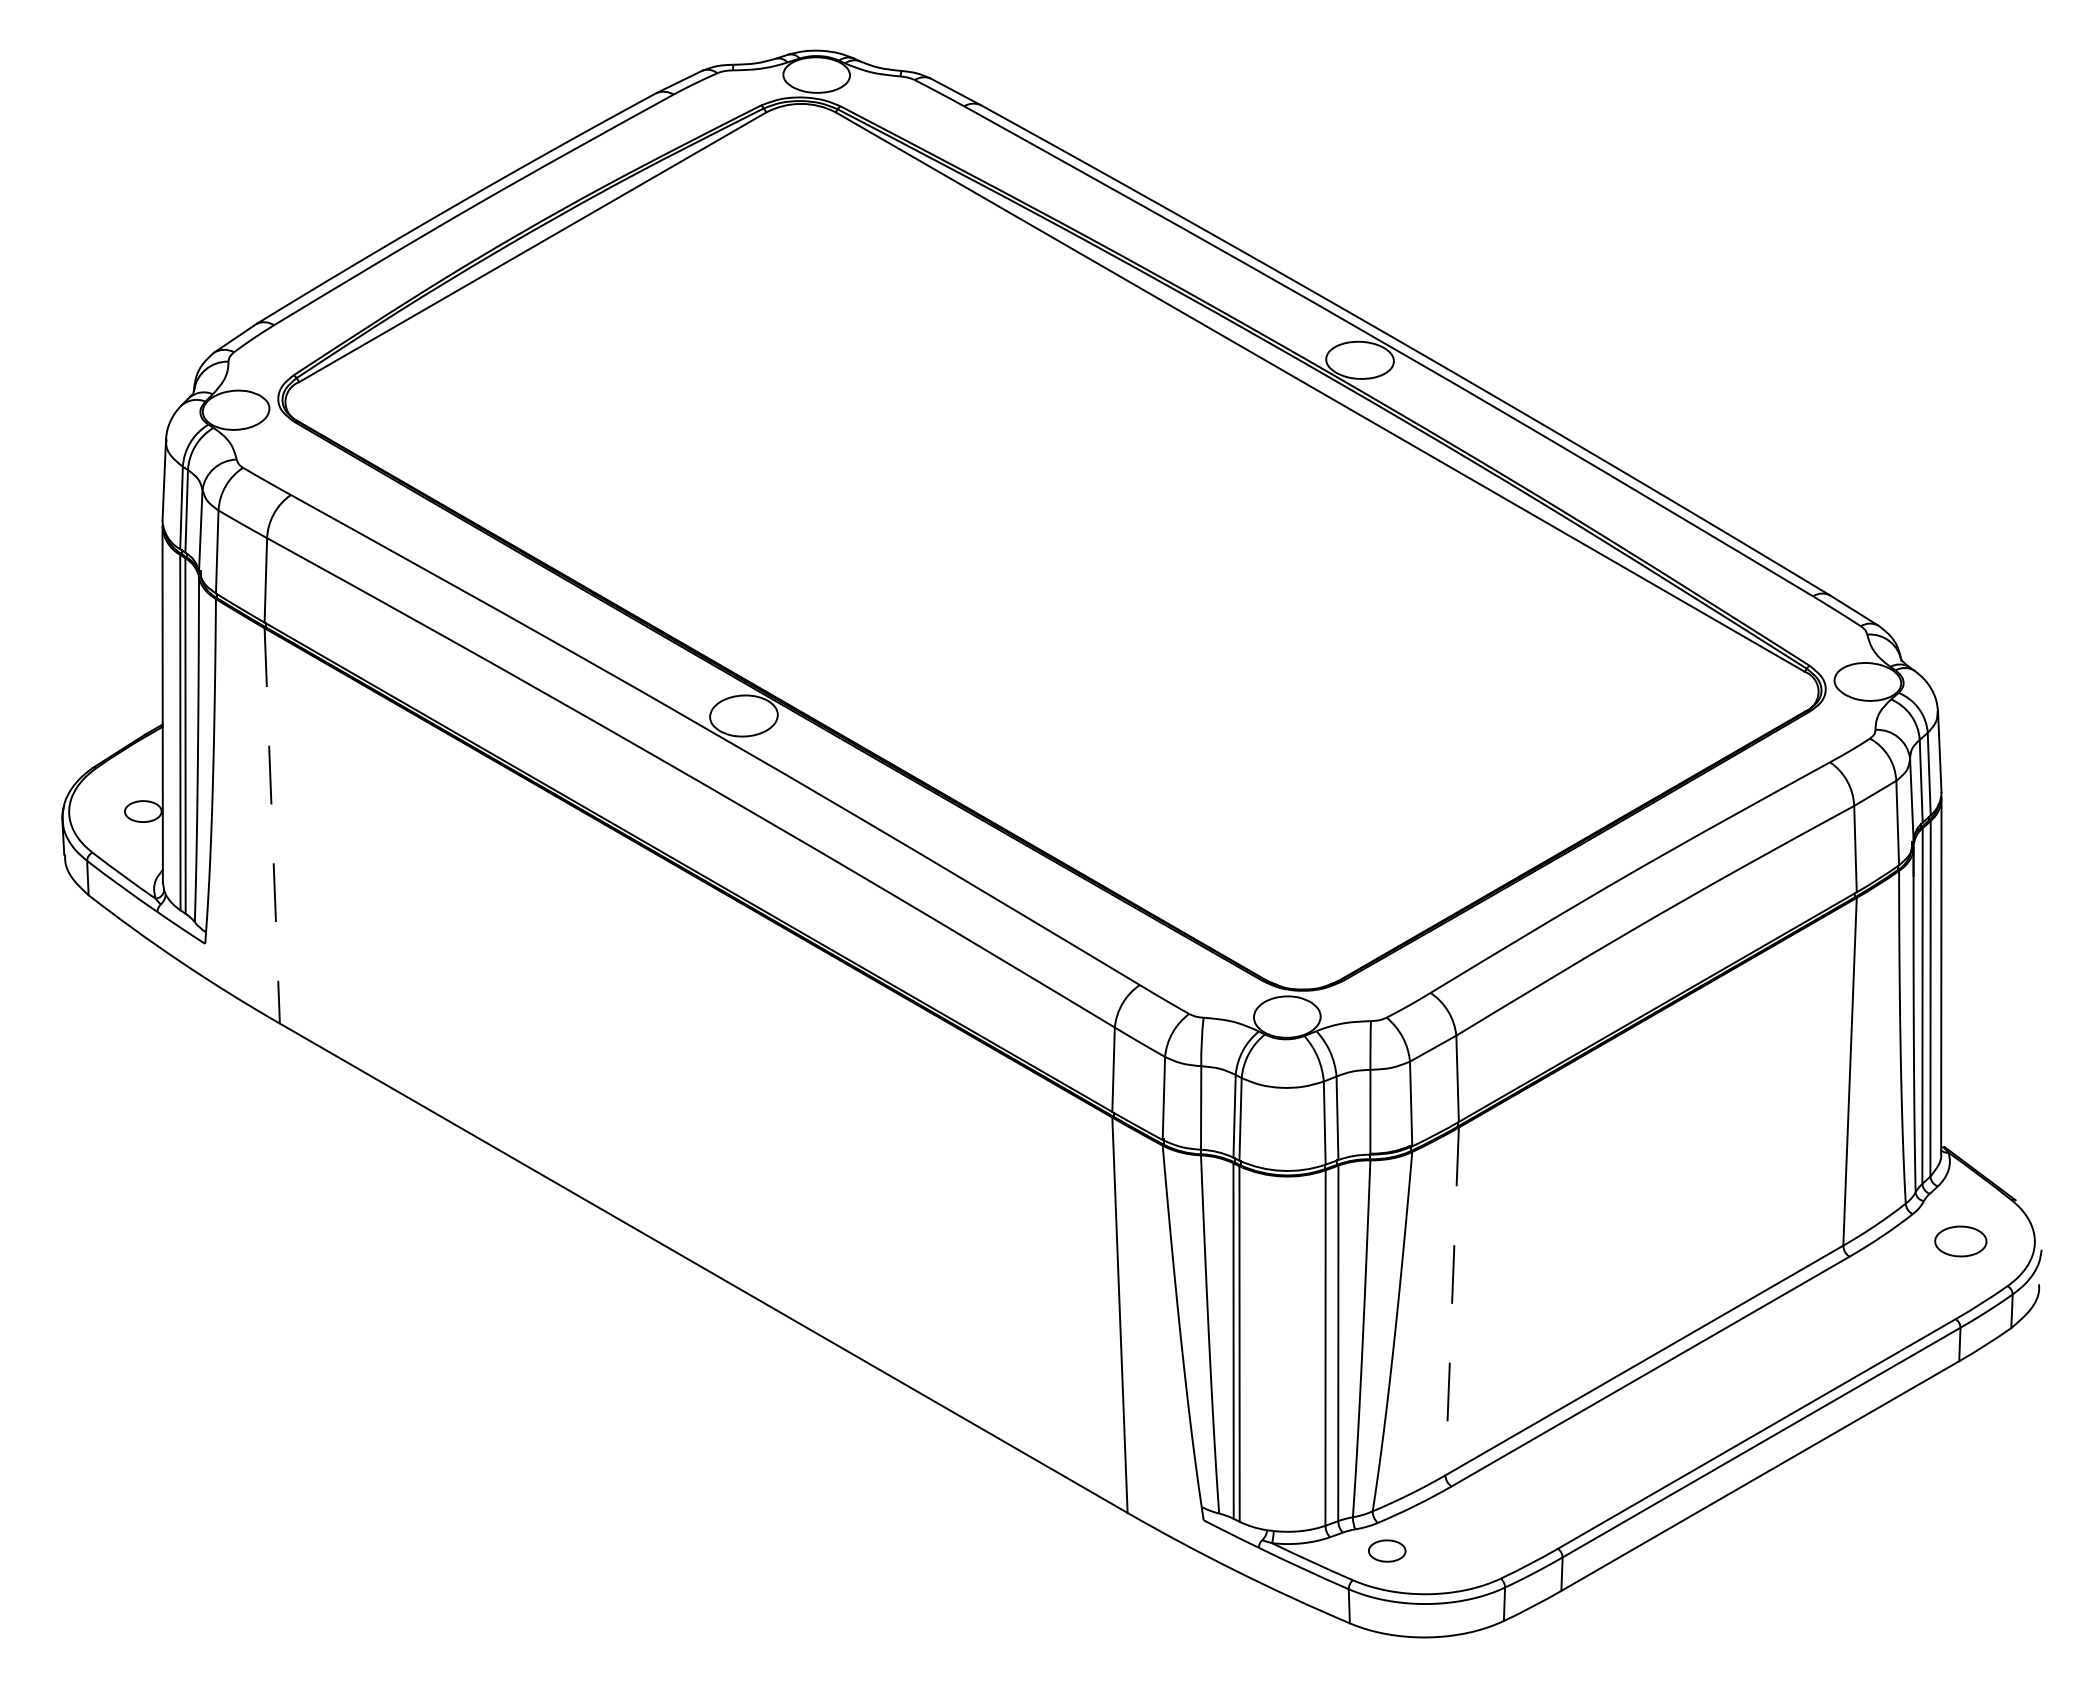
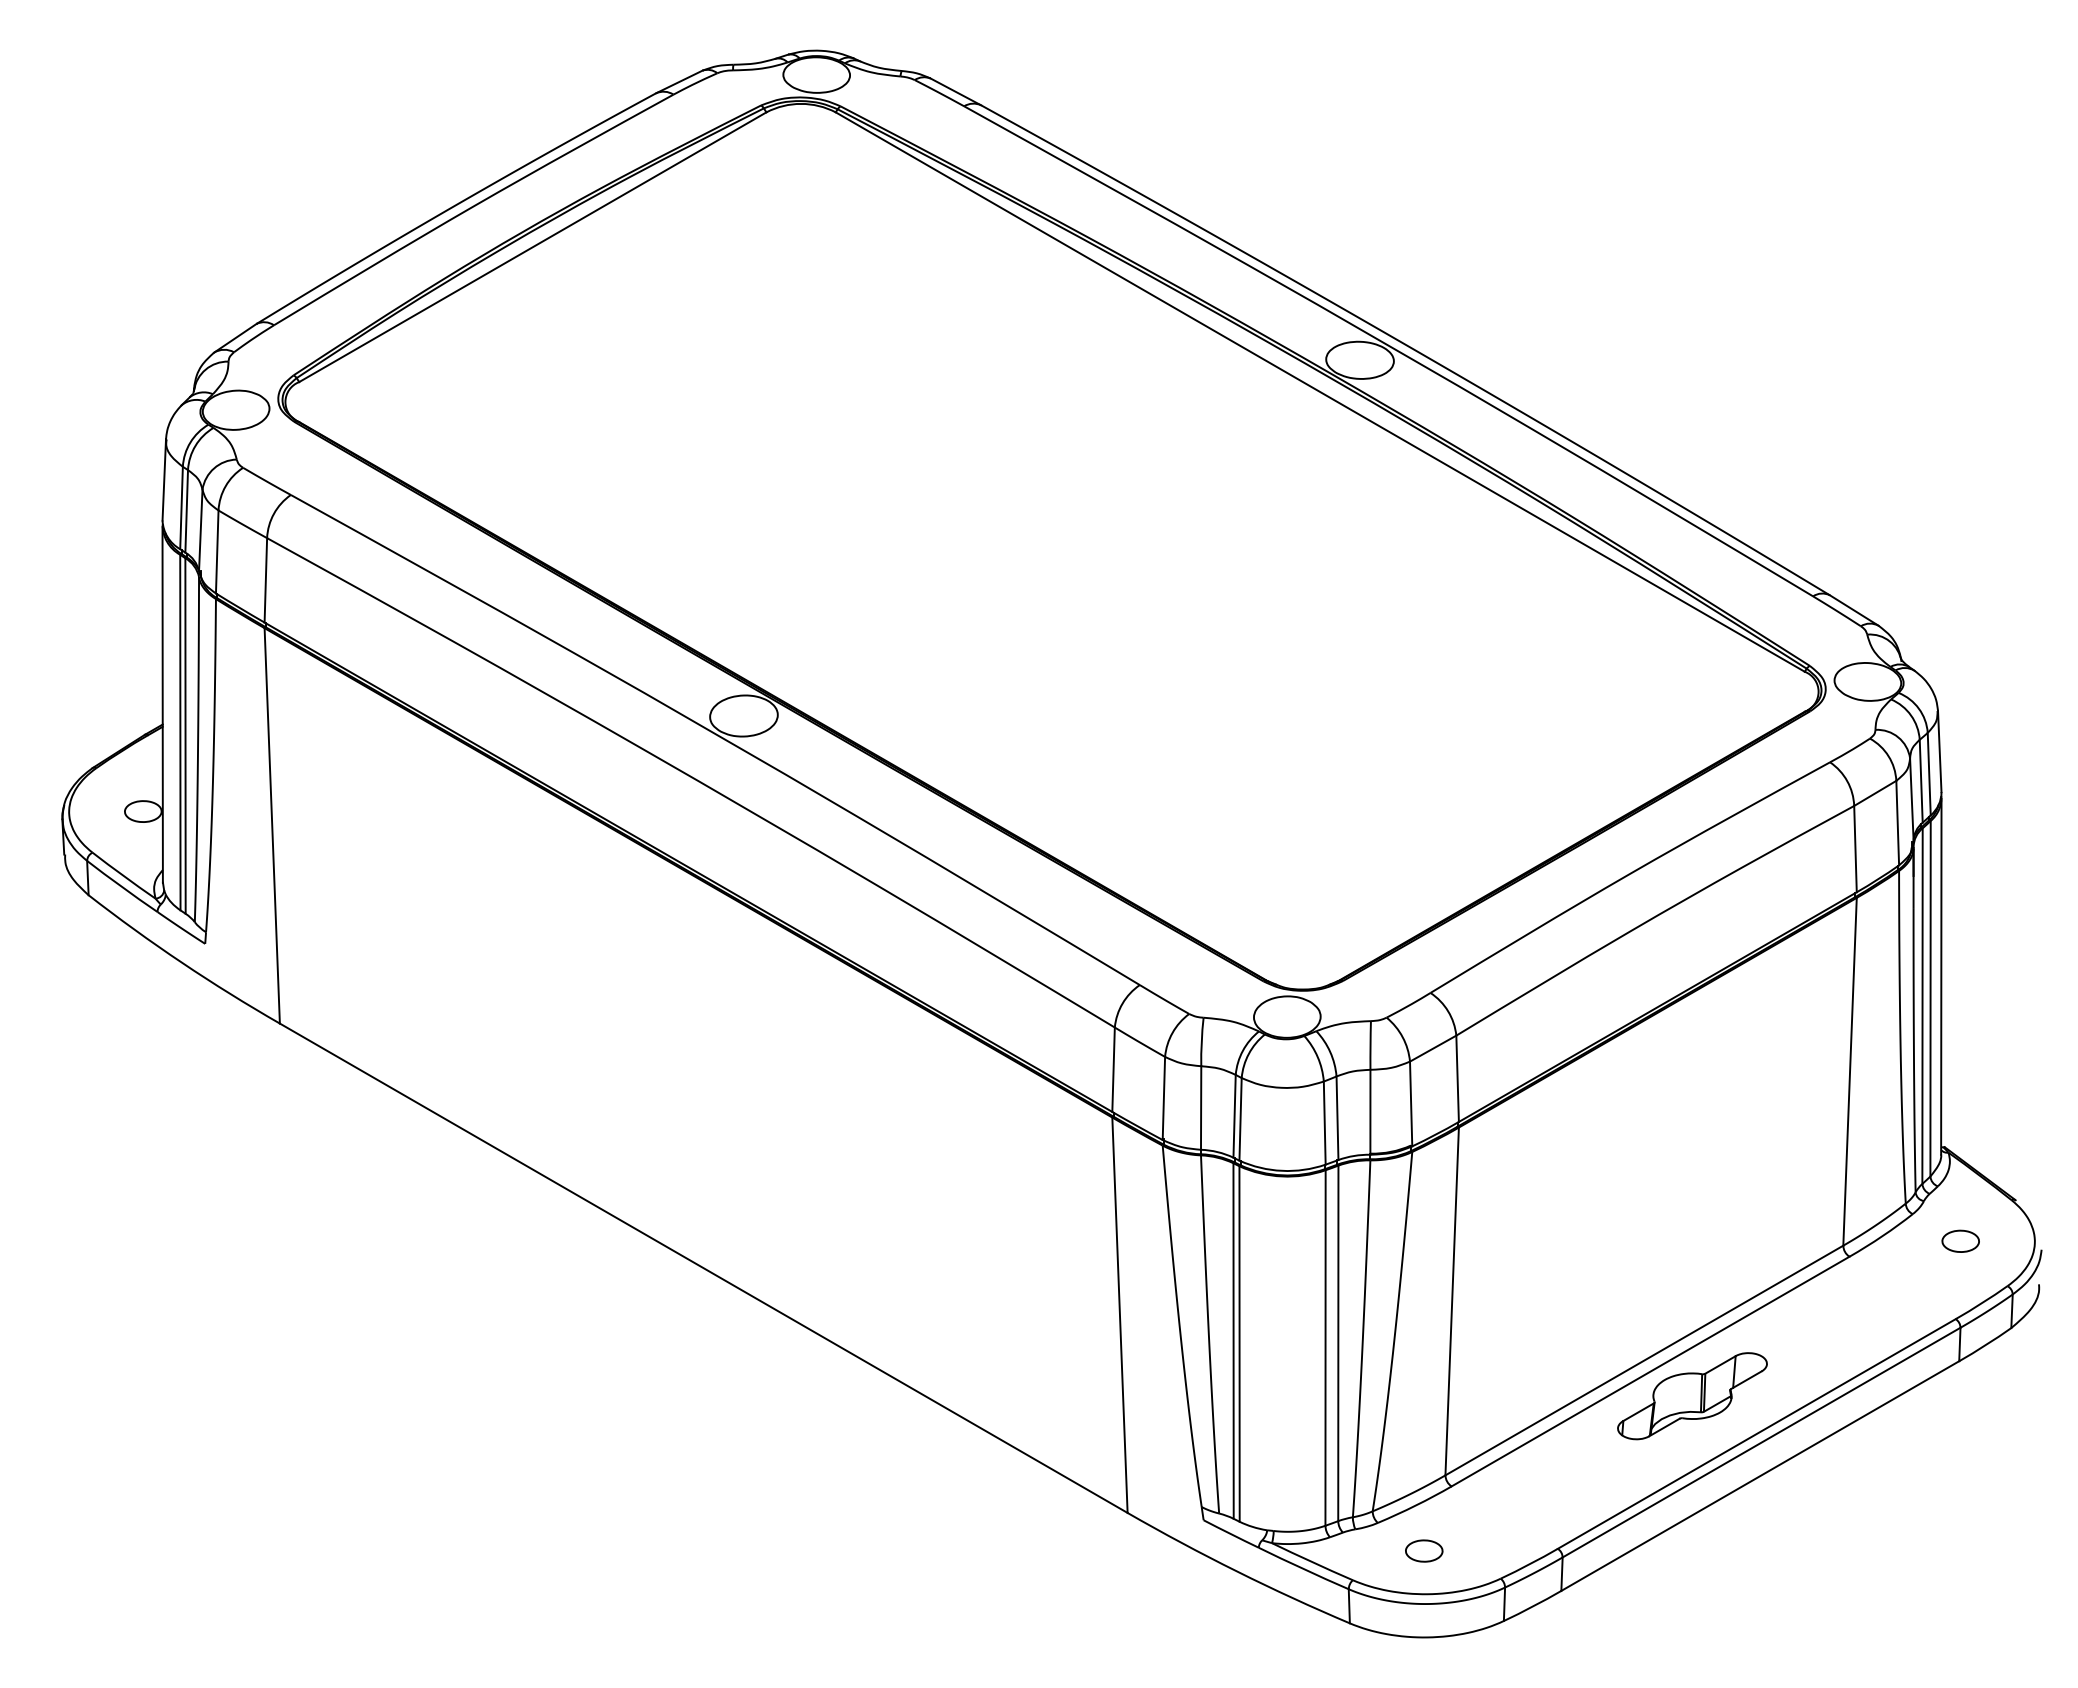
line: dashed -> solid (272, 825)
part size: 54x33 px -> 39x24 px (1960, 1240)
line: dashed -> solid (1452, 1301)
part: none -> present (1692, 1396)
part position: (1387, 1550) -> (1424, 1550) (1424, 1550)
